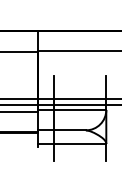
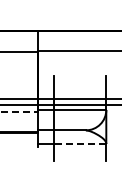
line: solid -> dashed (19, 111)
line: solid -> dashed (79, 144)
